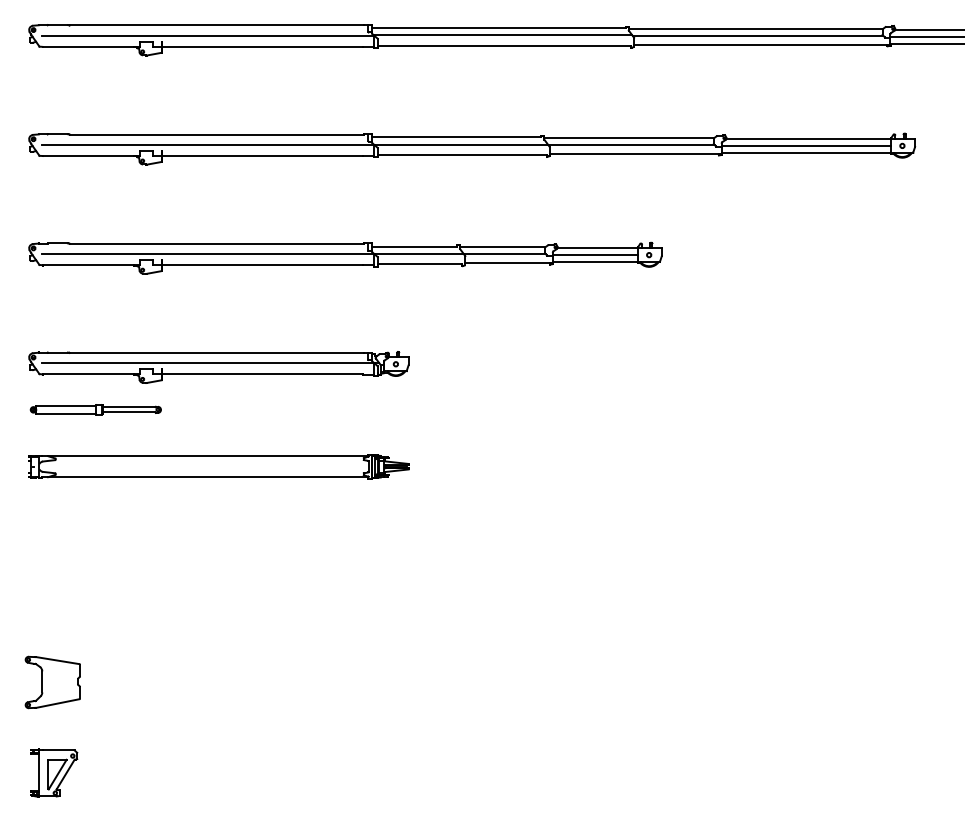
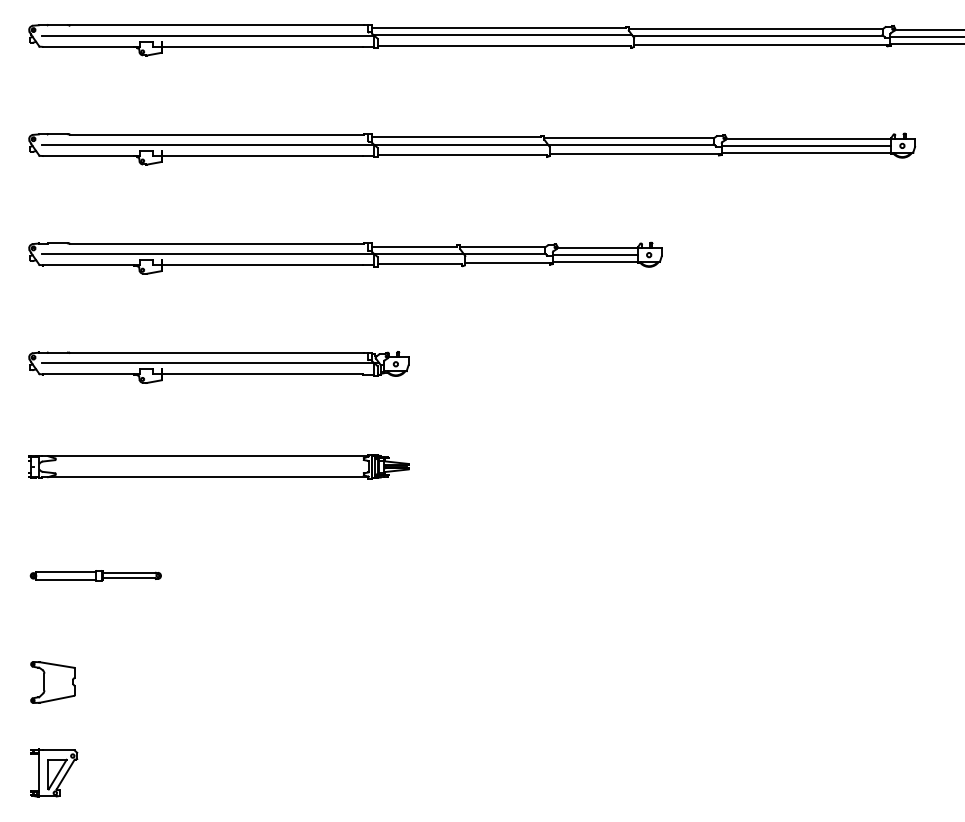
part position: (95, 409) -> (95, 575) (95, 575)
part size: 57x55 px -> 46x43 px (52, 682)
